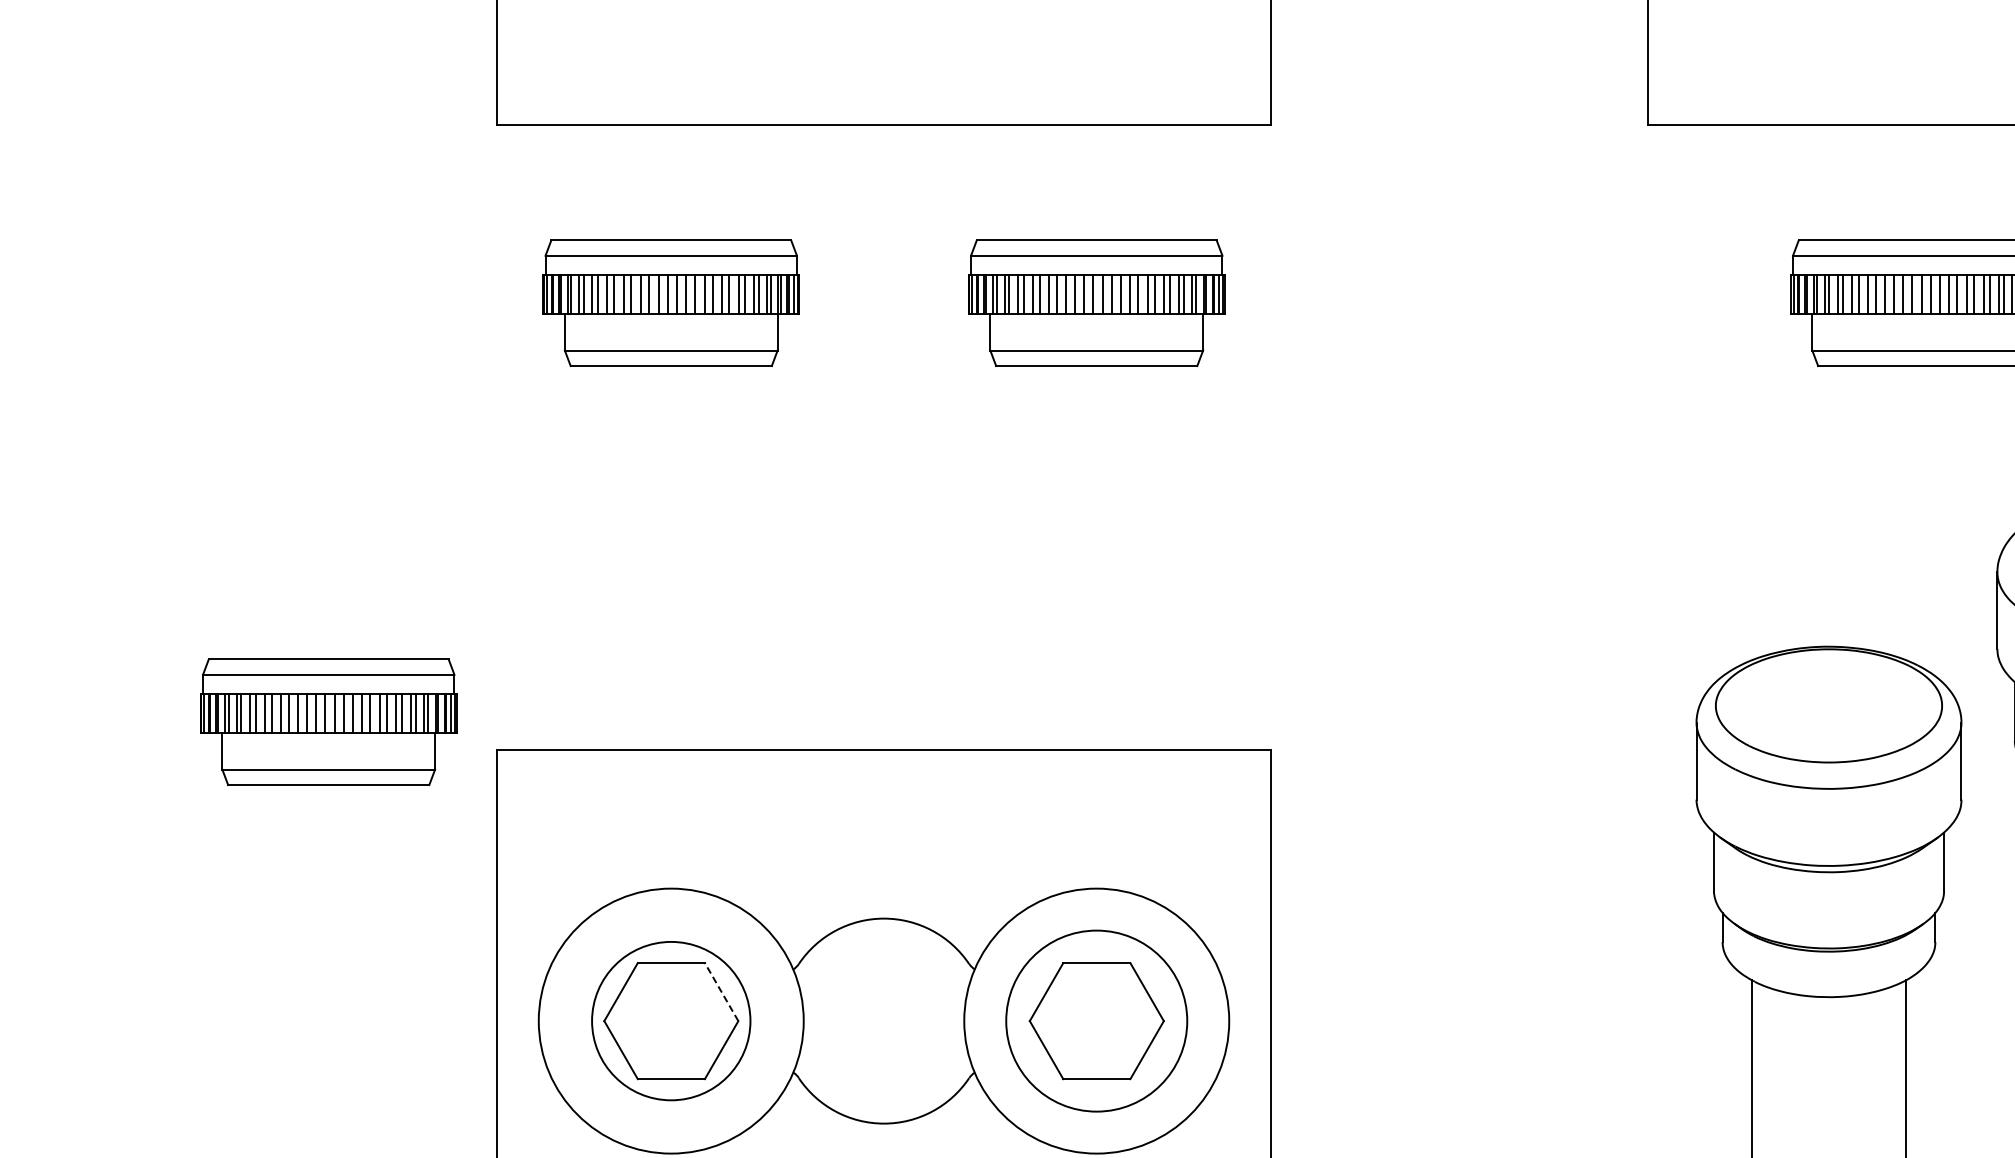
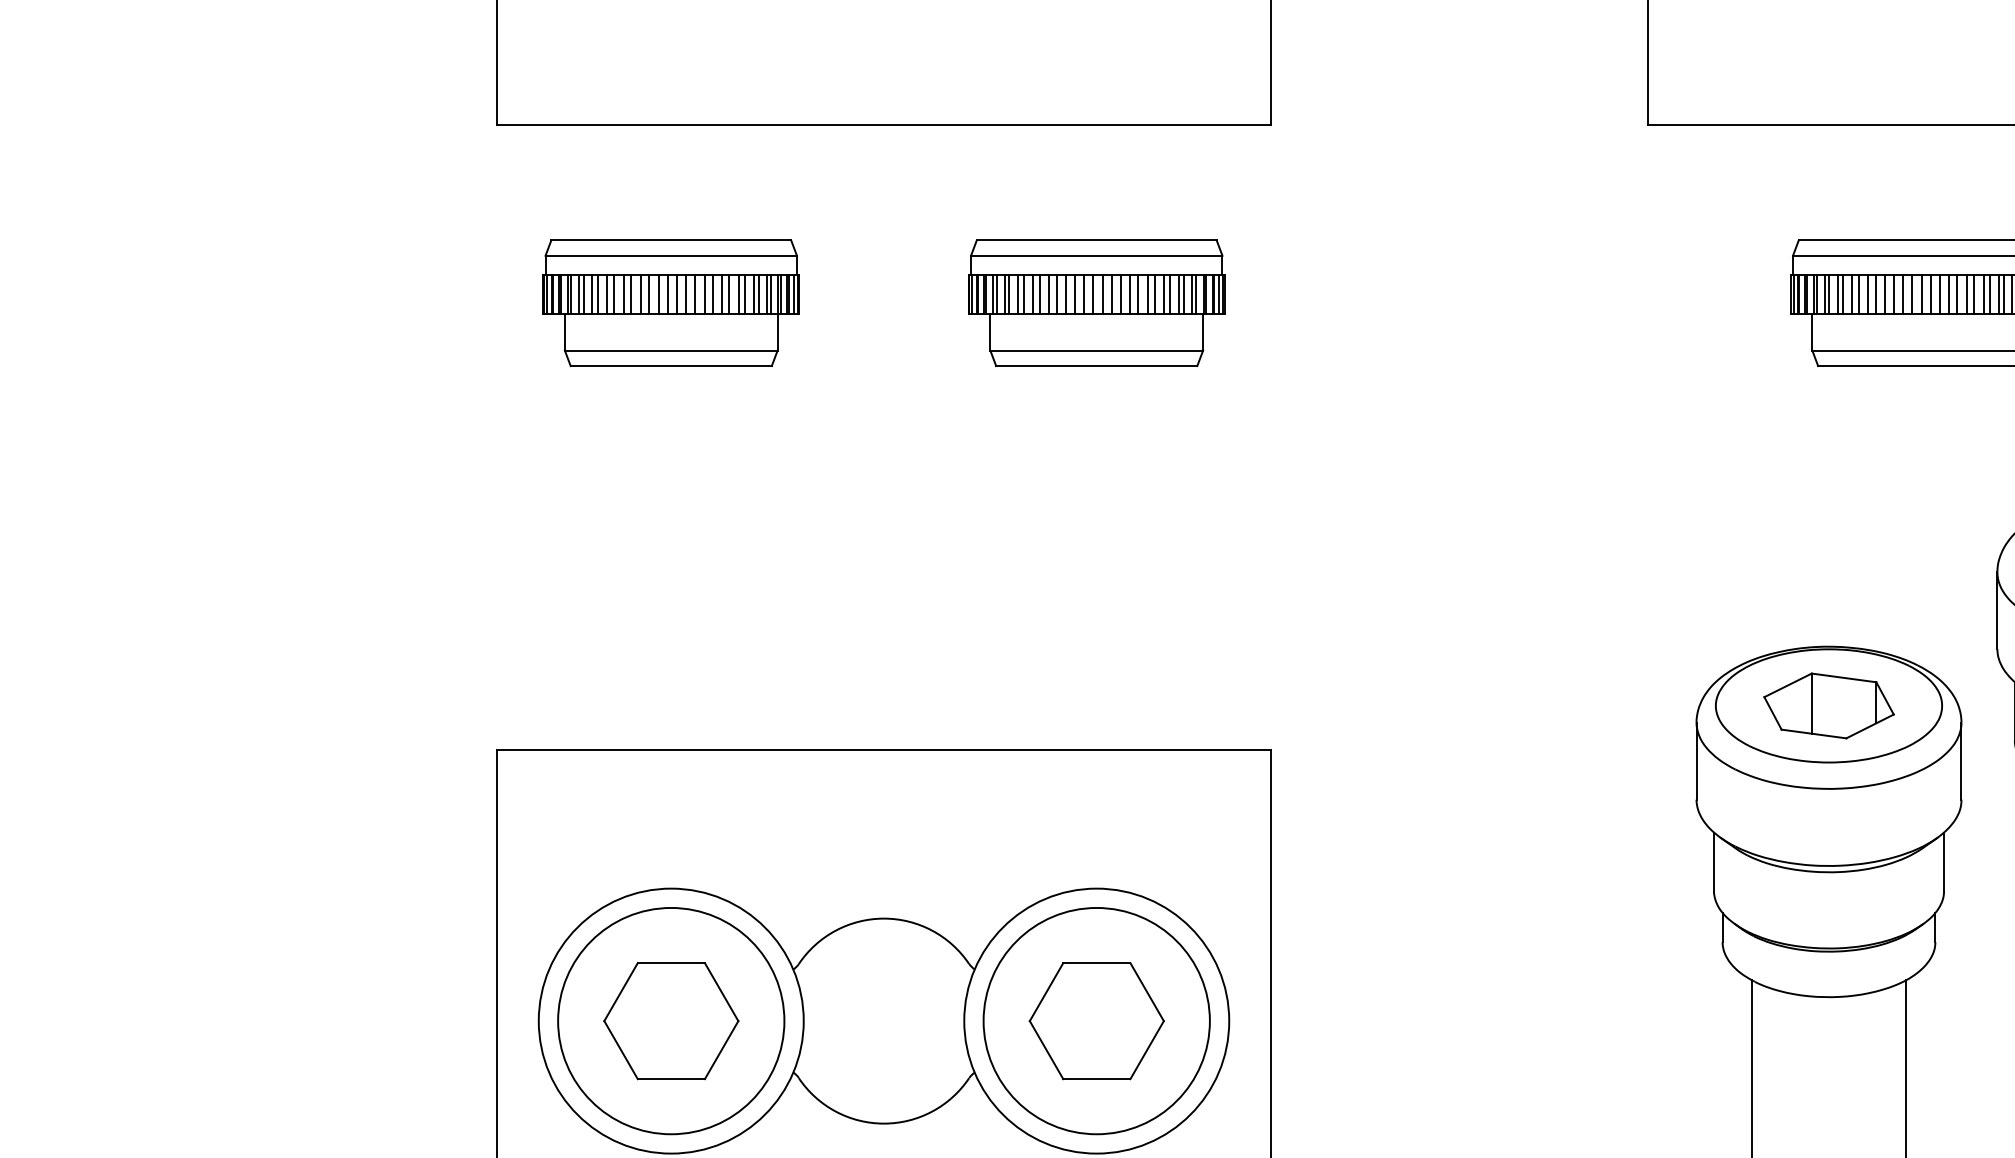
part: none -> present (1828, 705)
part: present -> none (328, 722)
line: dashed -> solid (721, 991)
circle diameter: 158 px -> 226 px (671, 1020)
circle diameter: 181 px -> 226 px (1096, 1020)
